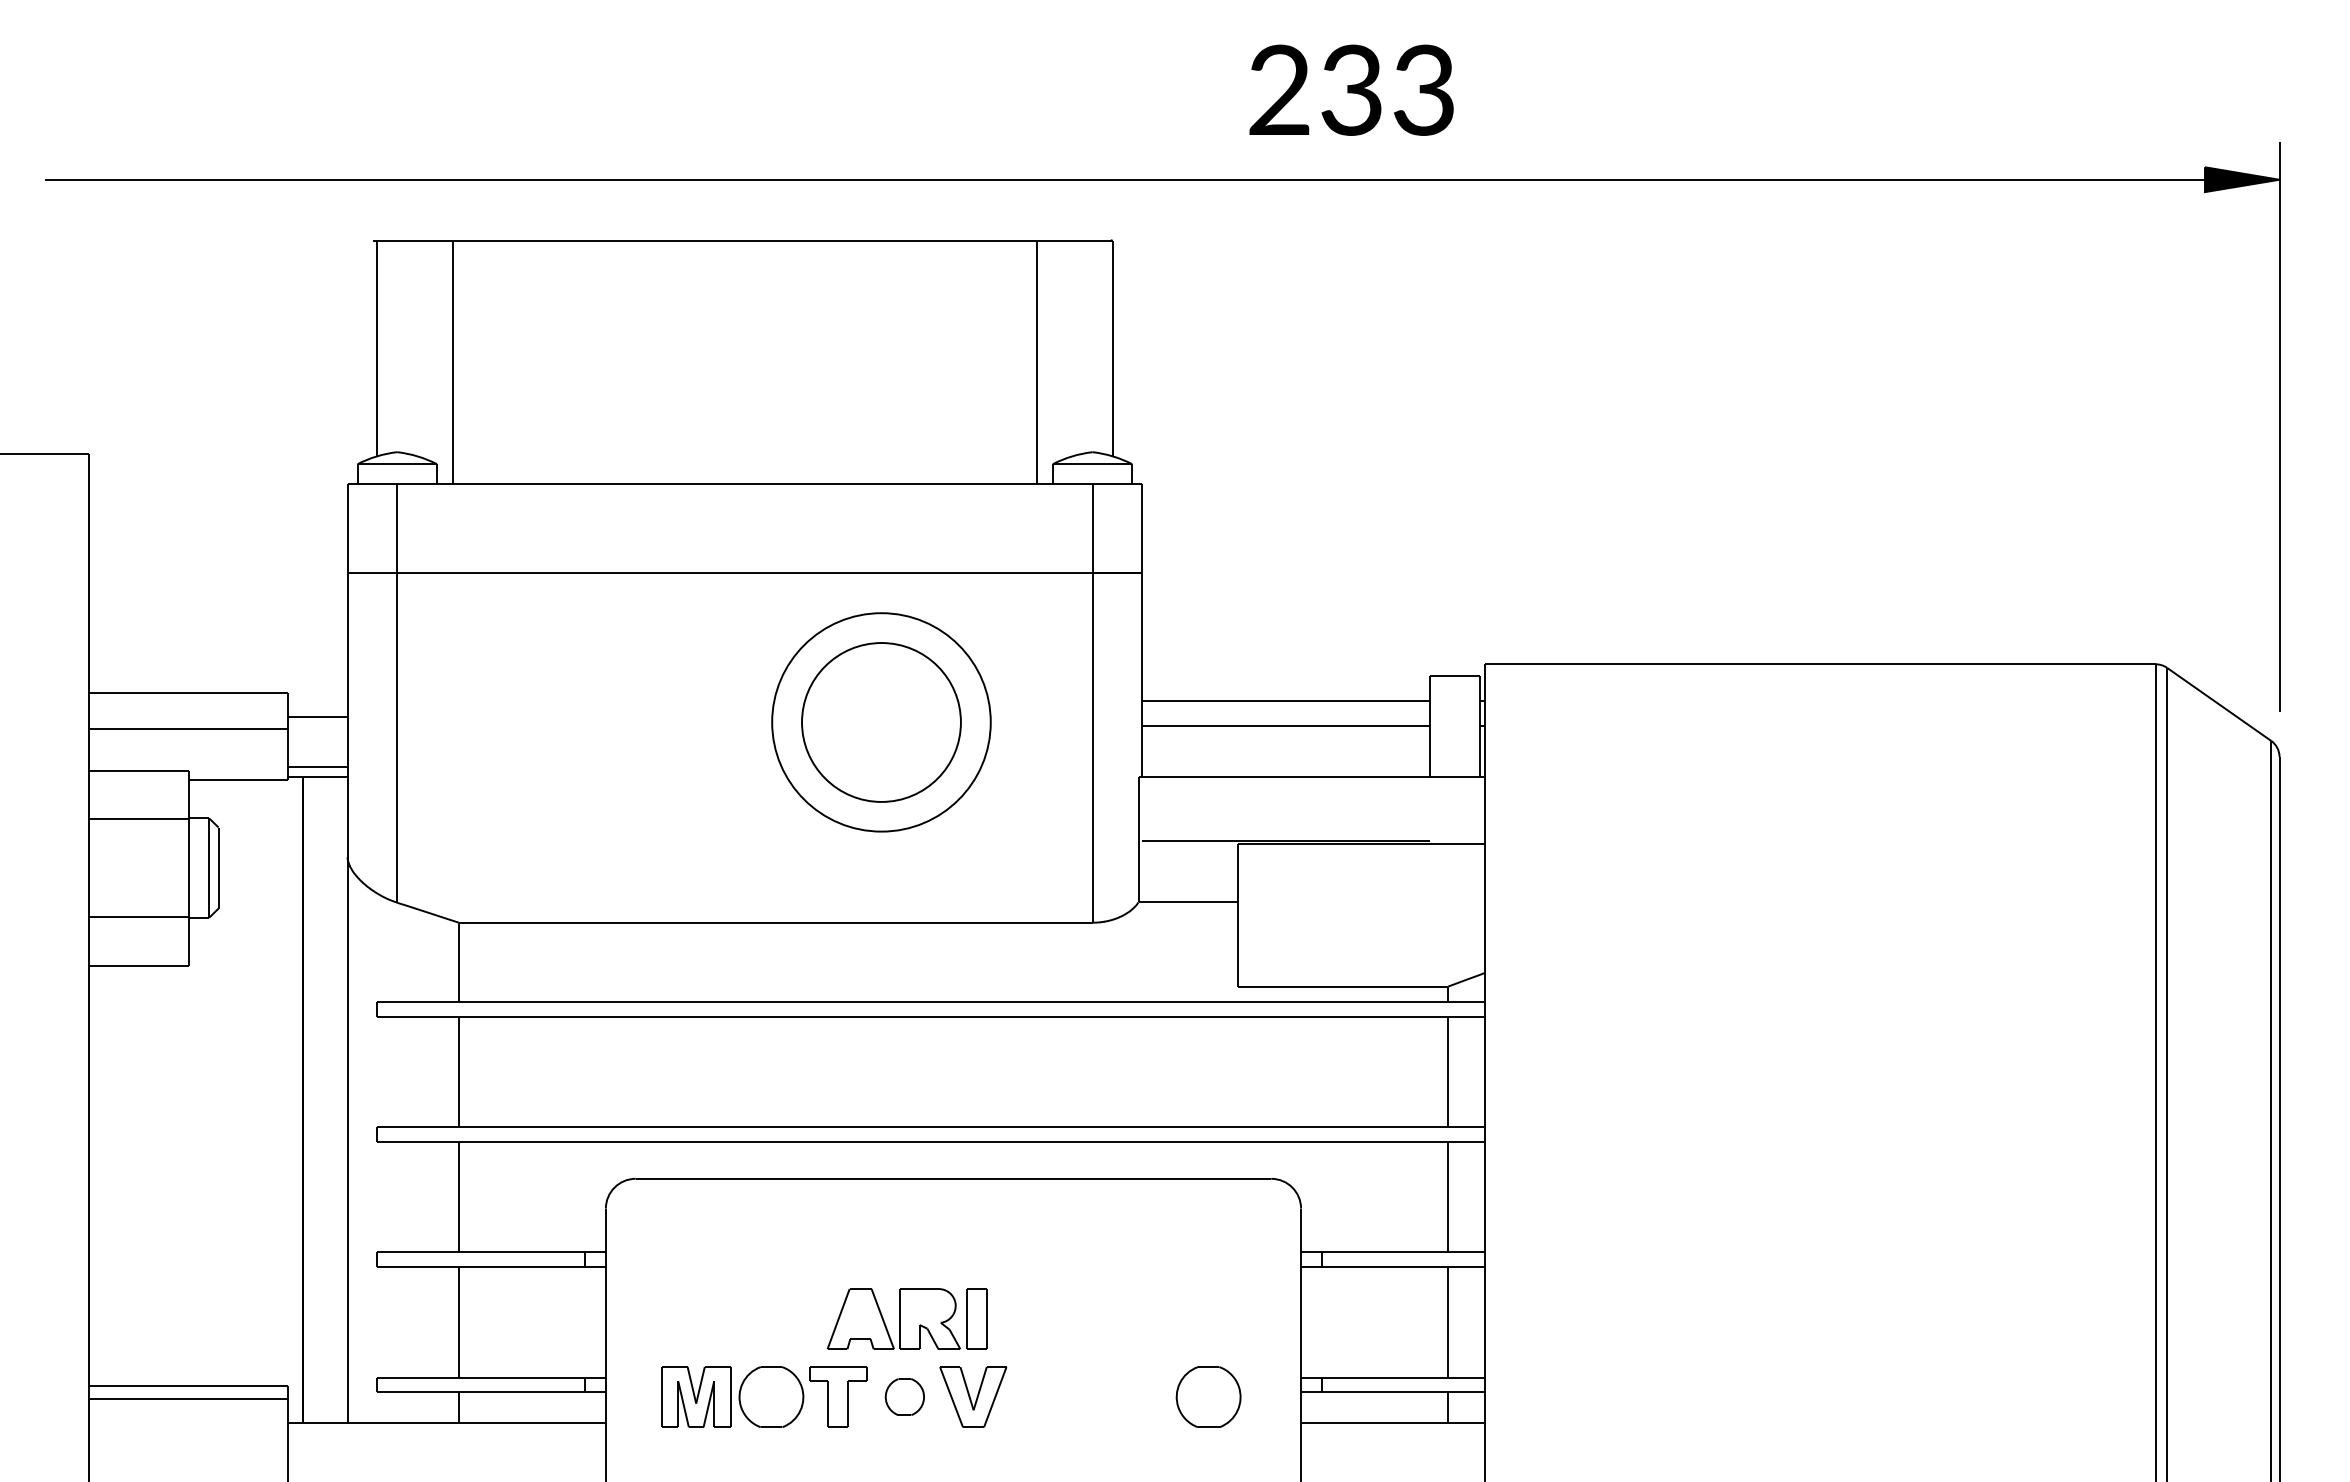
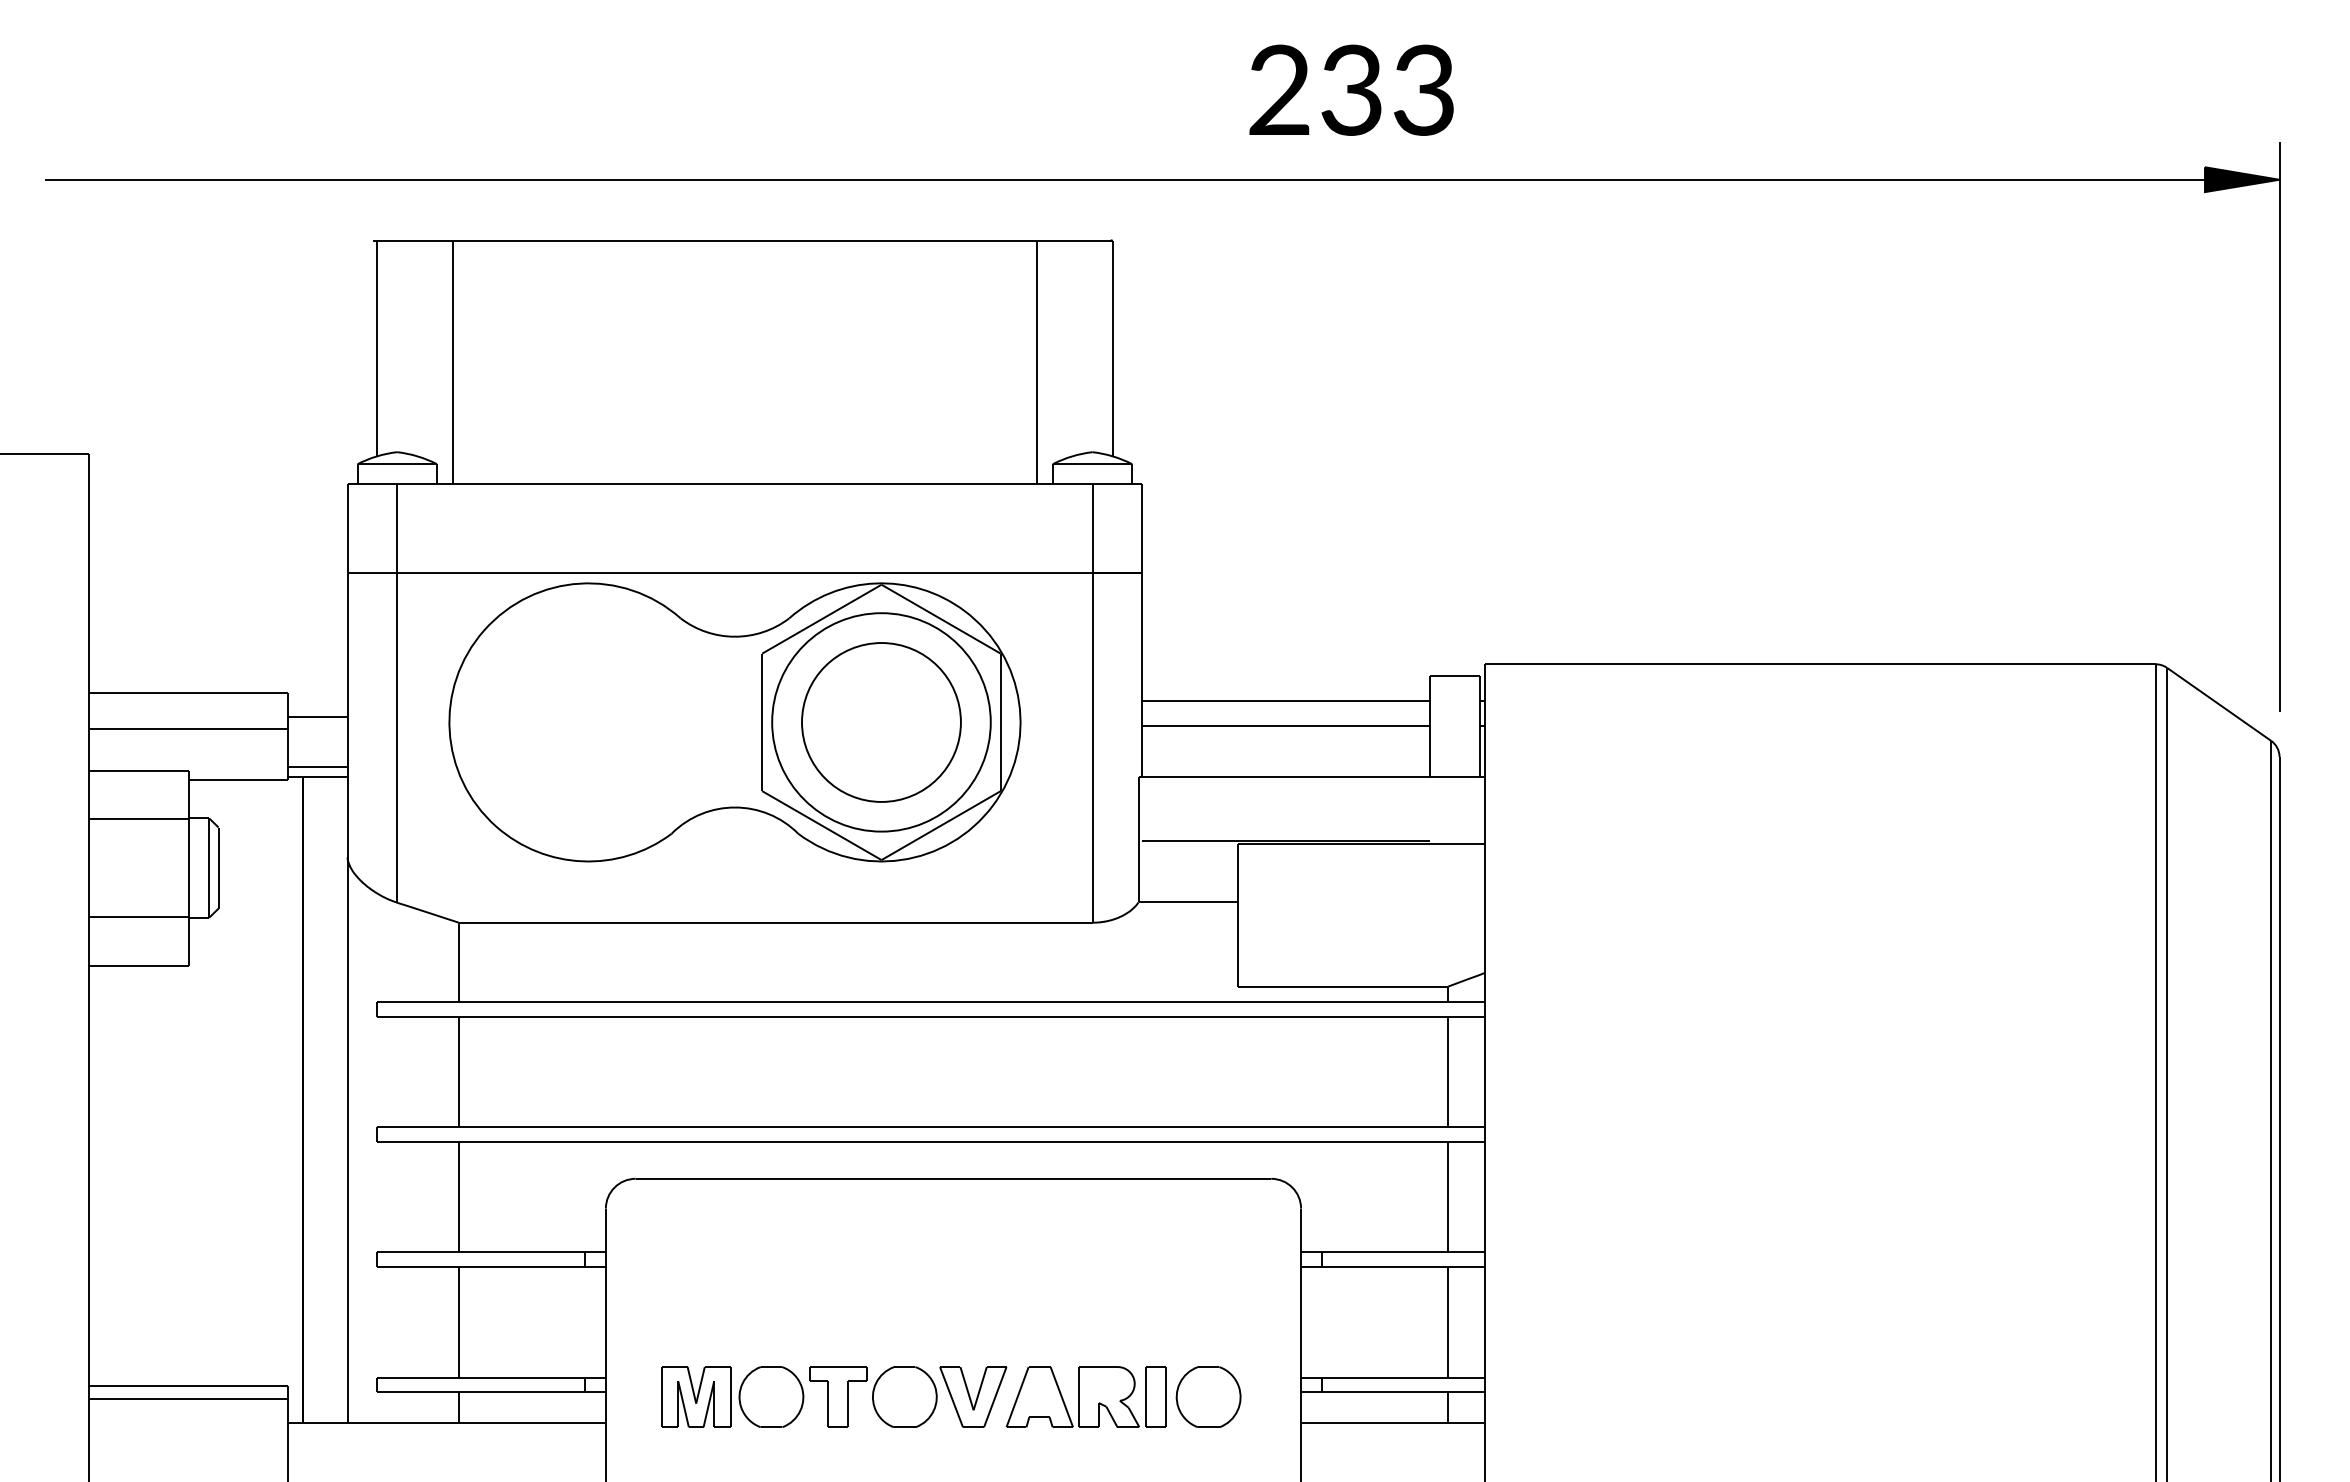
part: none -> present (734, 722)
part position: (906, 1318) -> (1085, 1396) (1085, 1396)
part size: 41x38 px -> 66x62 px (904, 1396)
